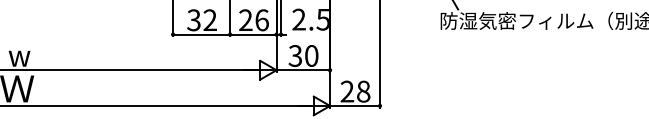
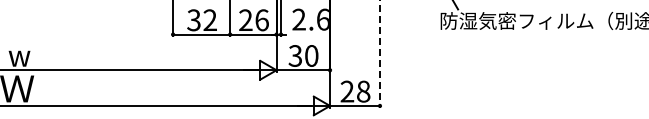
text: 2.5 -> 2.6 (322, 19)
line: solid -> dashed (380, 54)
